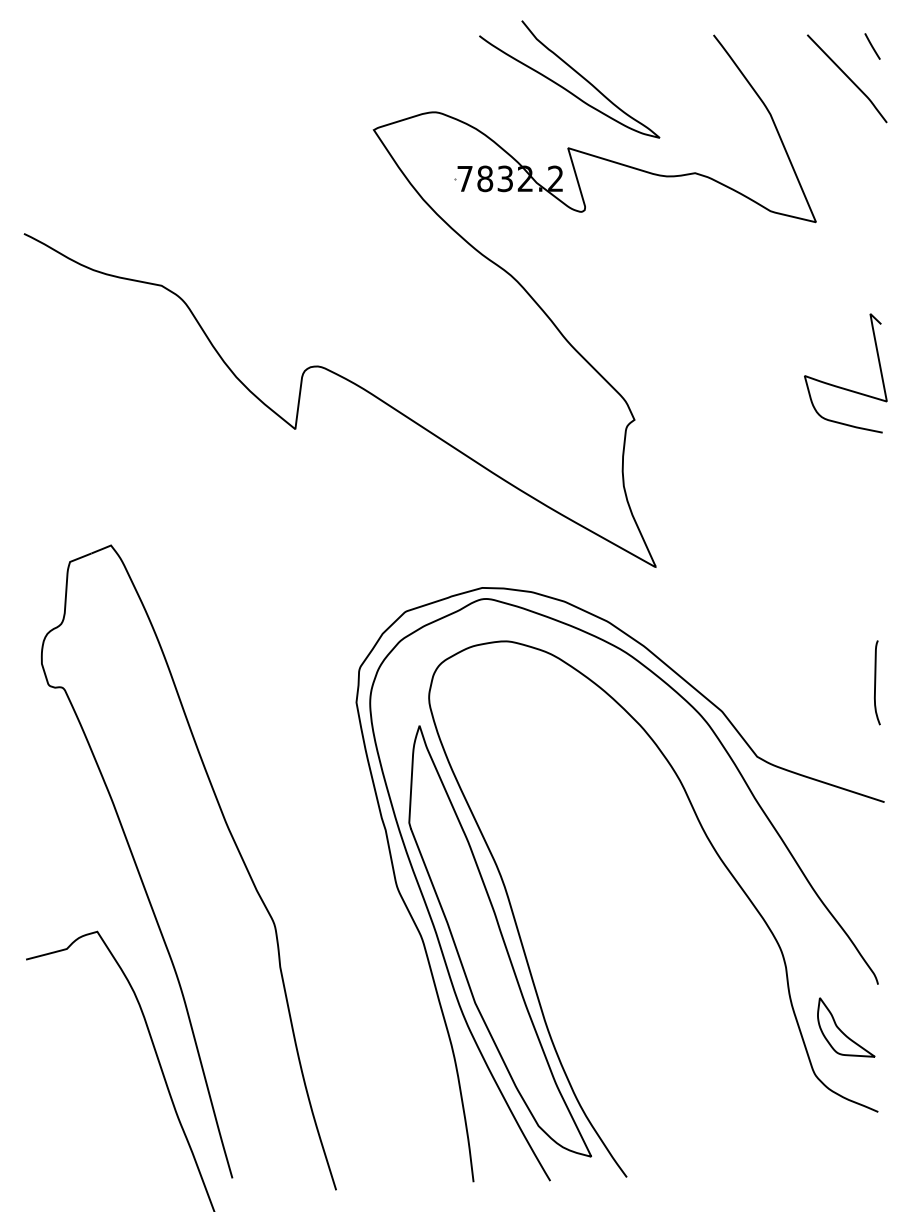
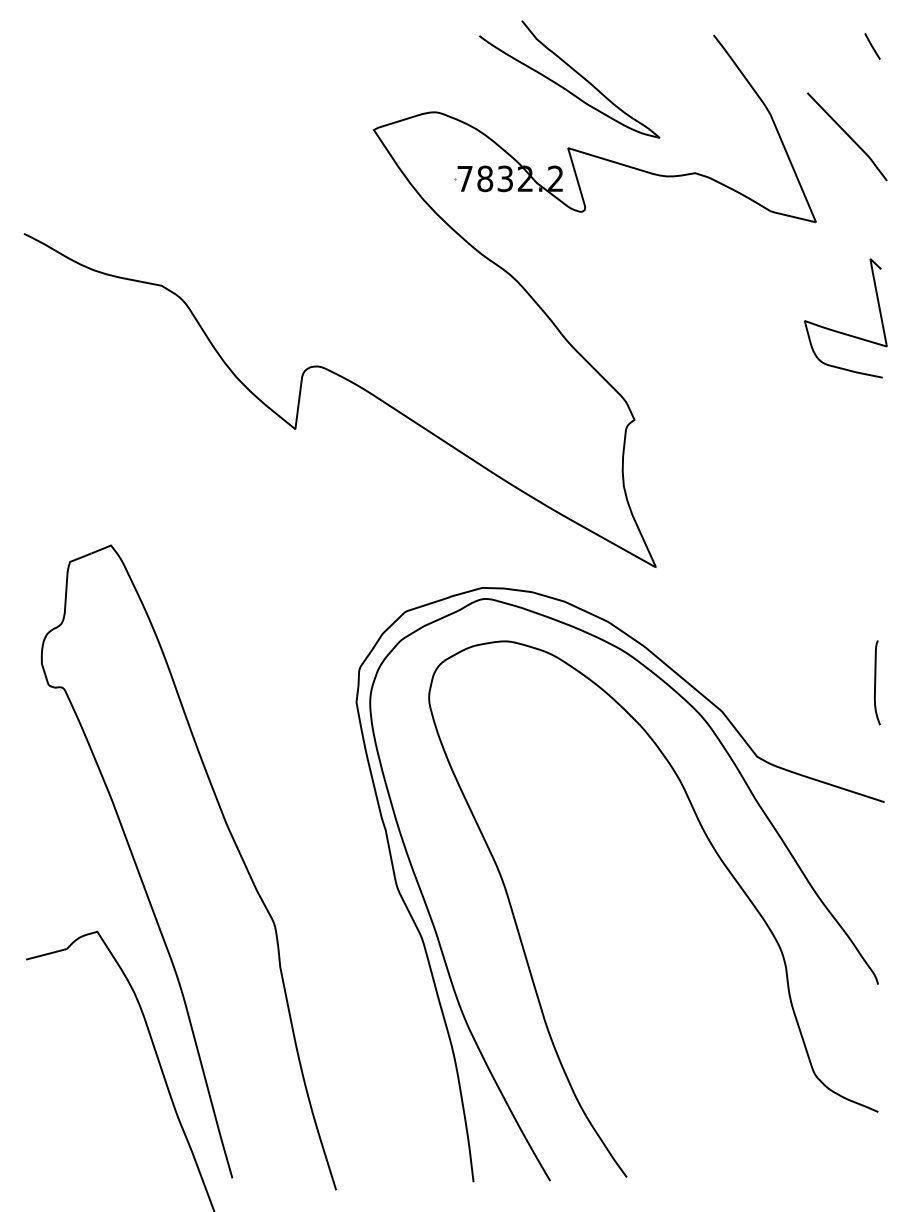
curve position: (847, 77) -> (847, 135) (847, 135)
curve position: (840, 386) -> (840, 331) (840, 331)
part: present -> none (499, 941)
part: present -> none (846, 1027)
